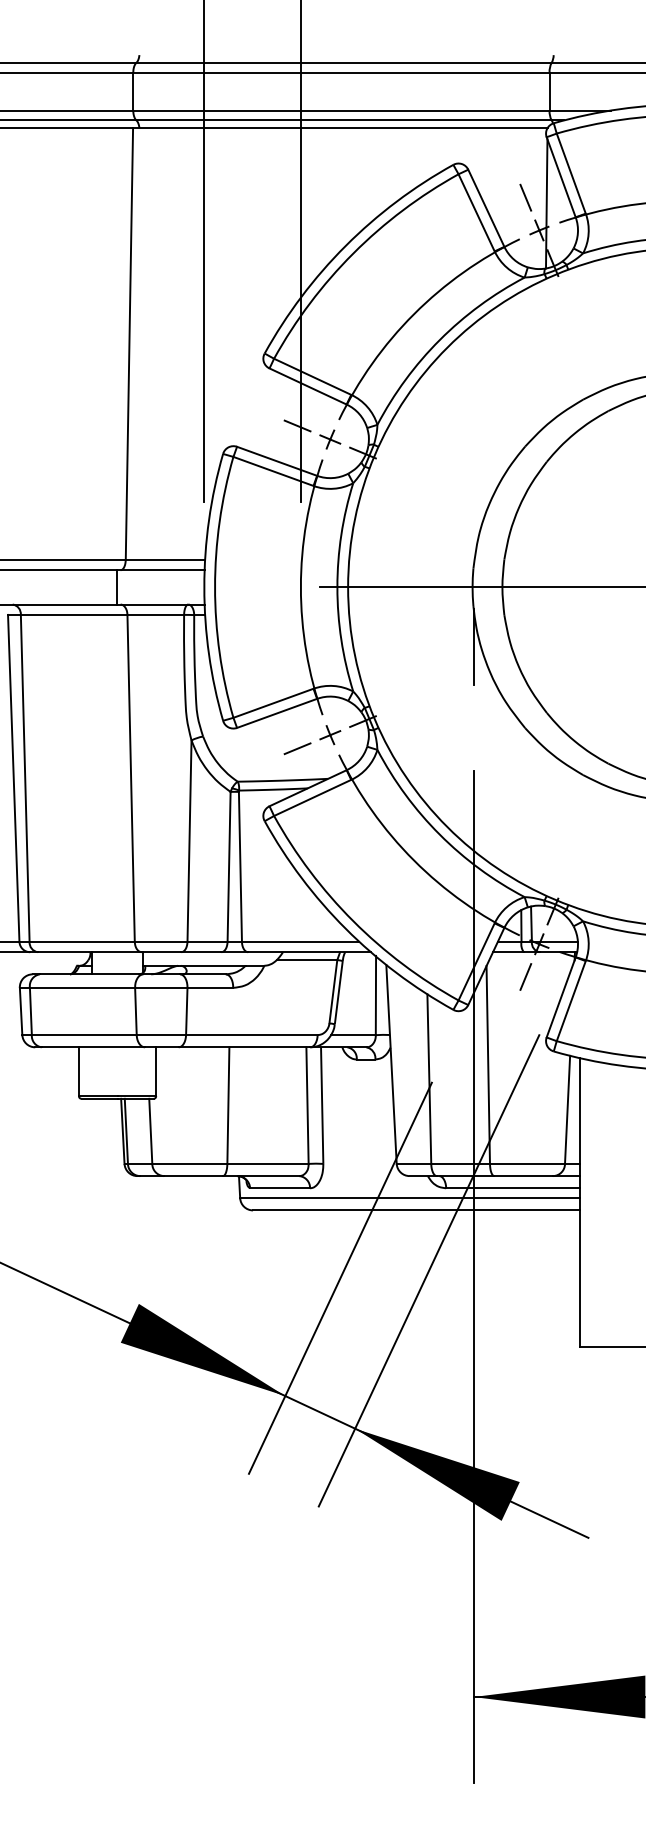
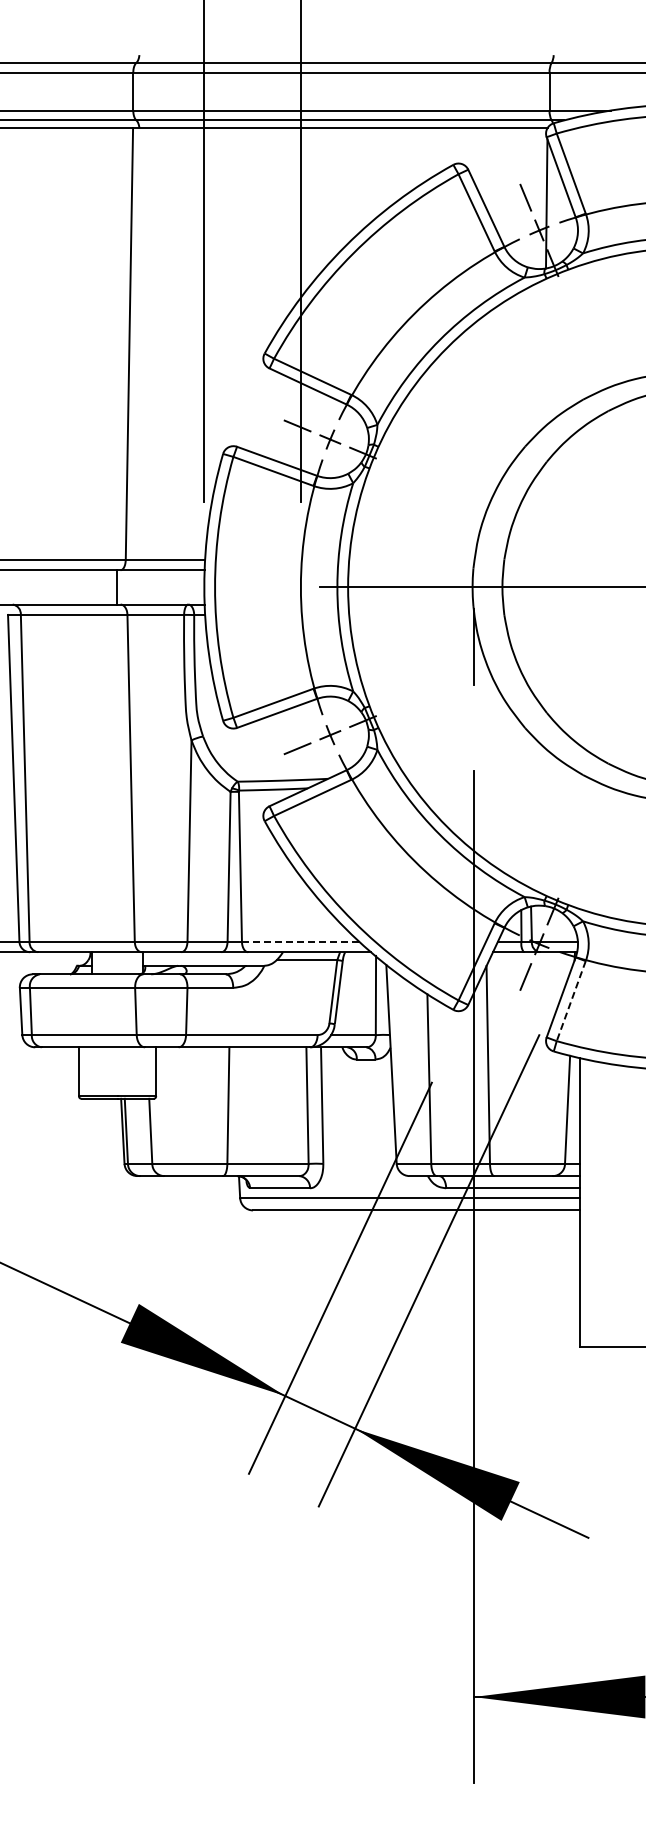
line: solid -> dashed (300, 941)
line: solid -> dashed (571, 1001)
